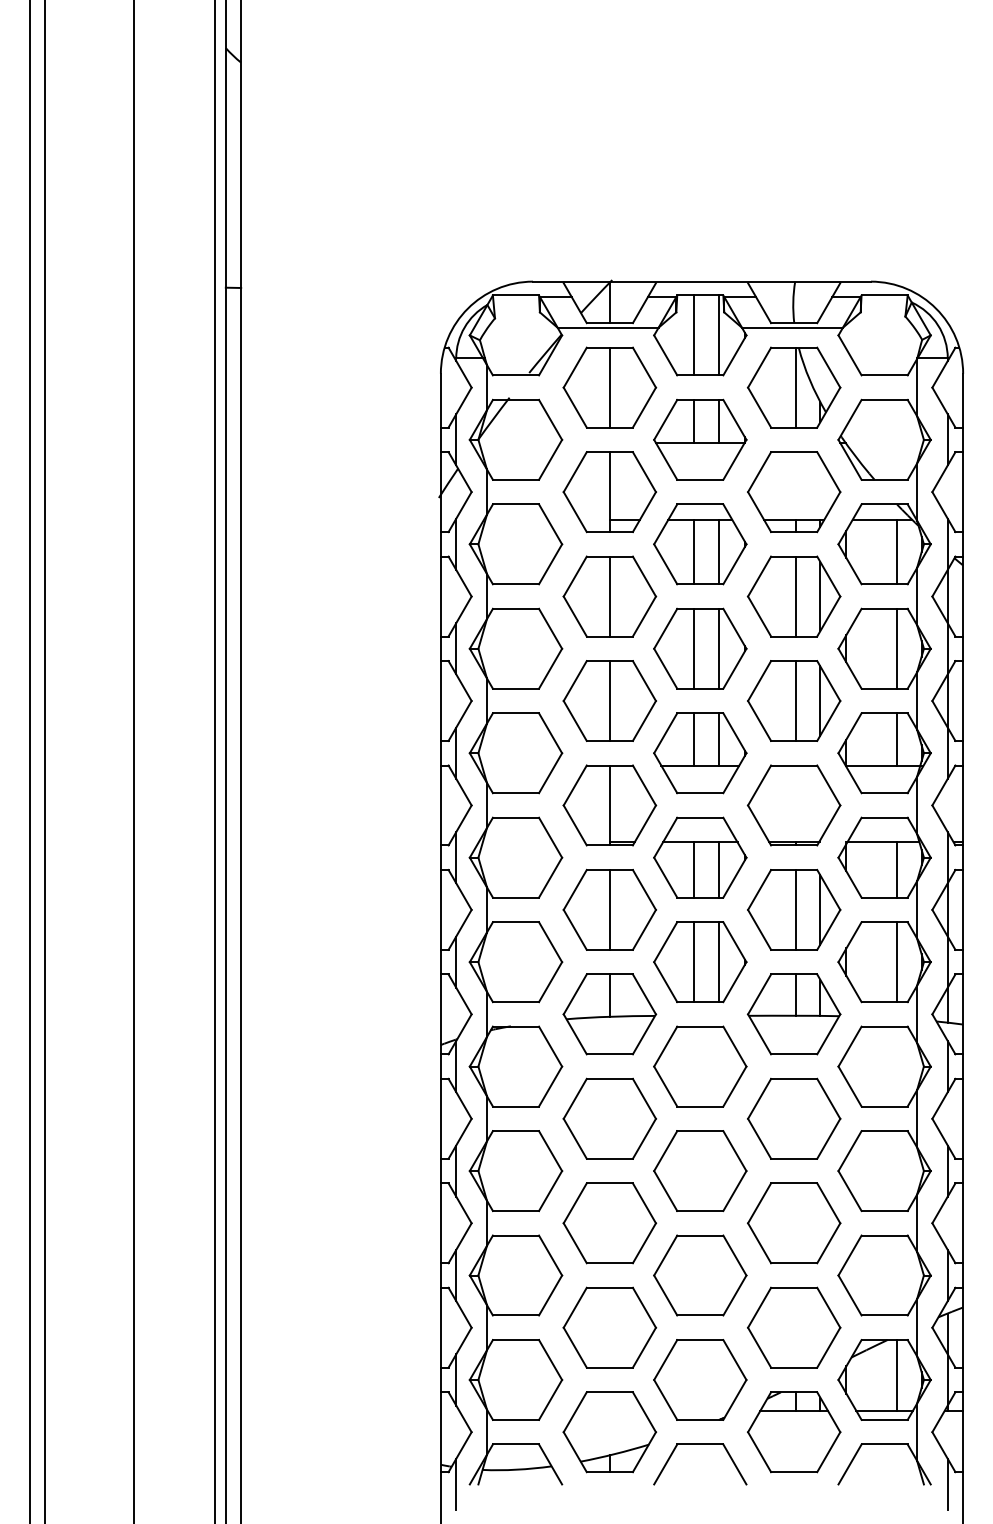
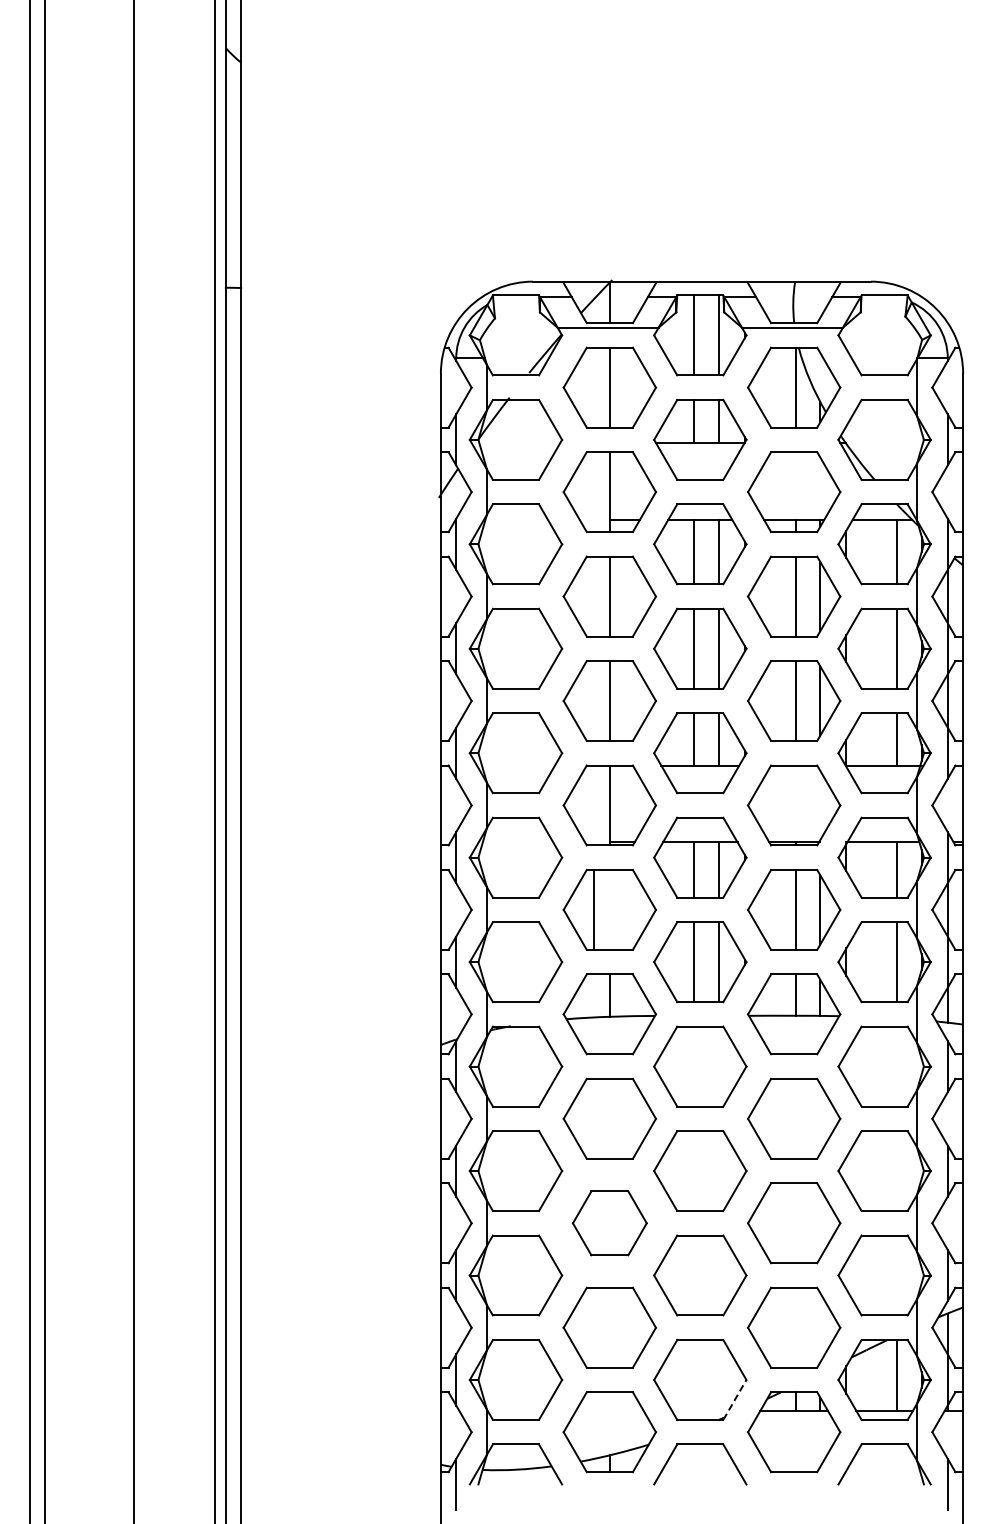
line position: (609, 909) -> (593, 909) (593, 909)
part size: 96x83 px -> 77x67 px (609, 1223)
line: solid -> dashed (735, 1399)
